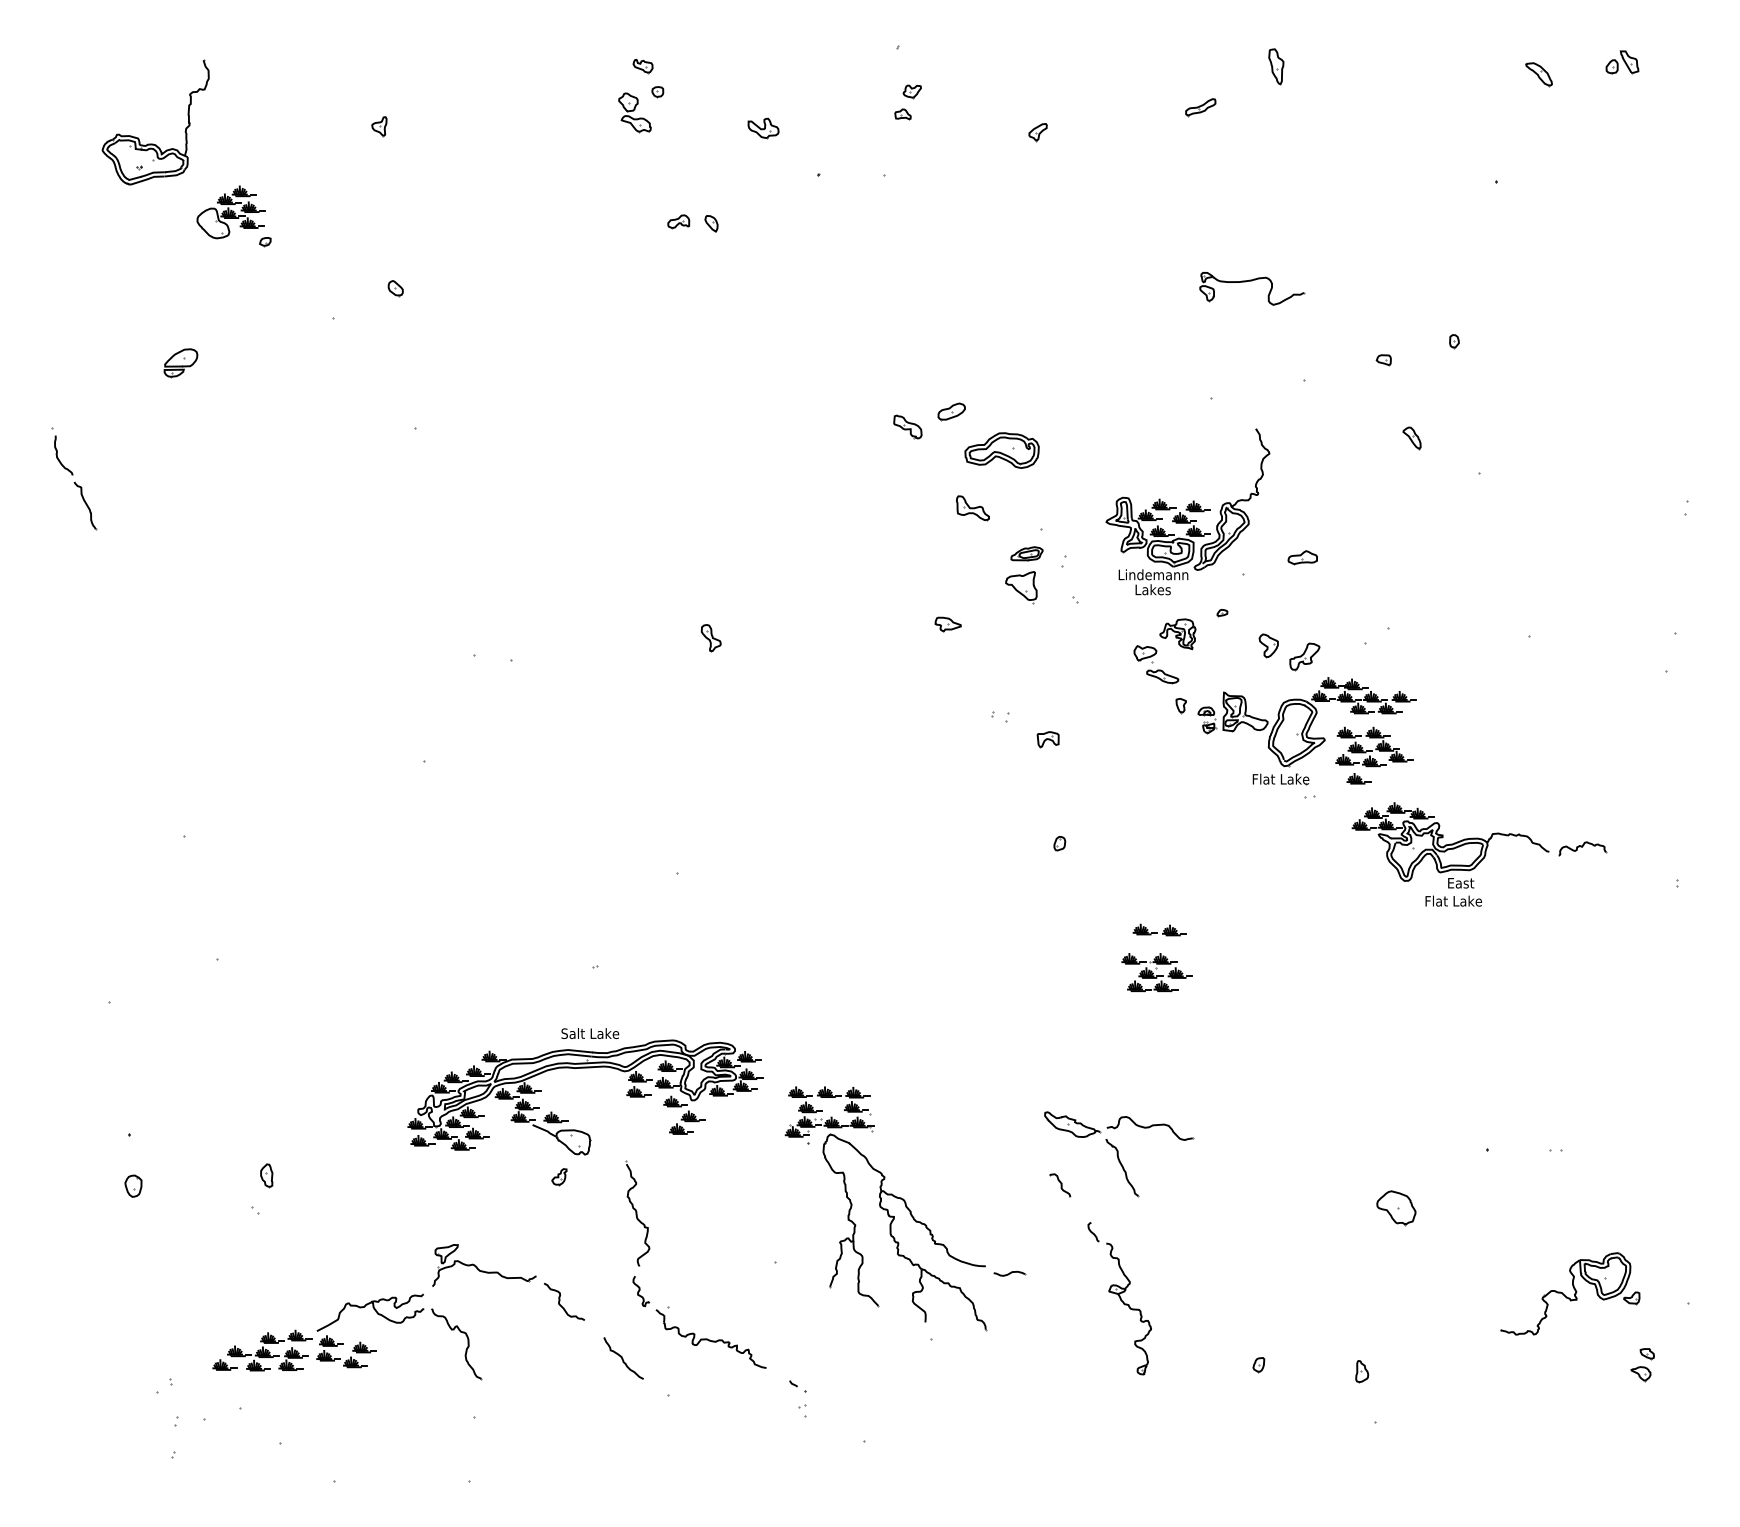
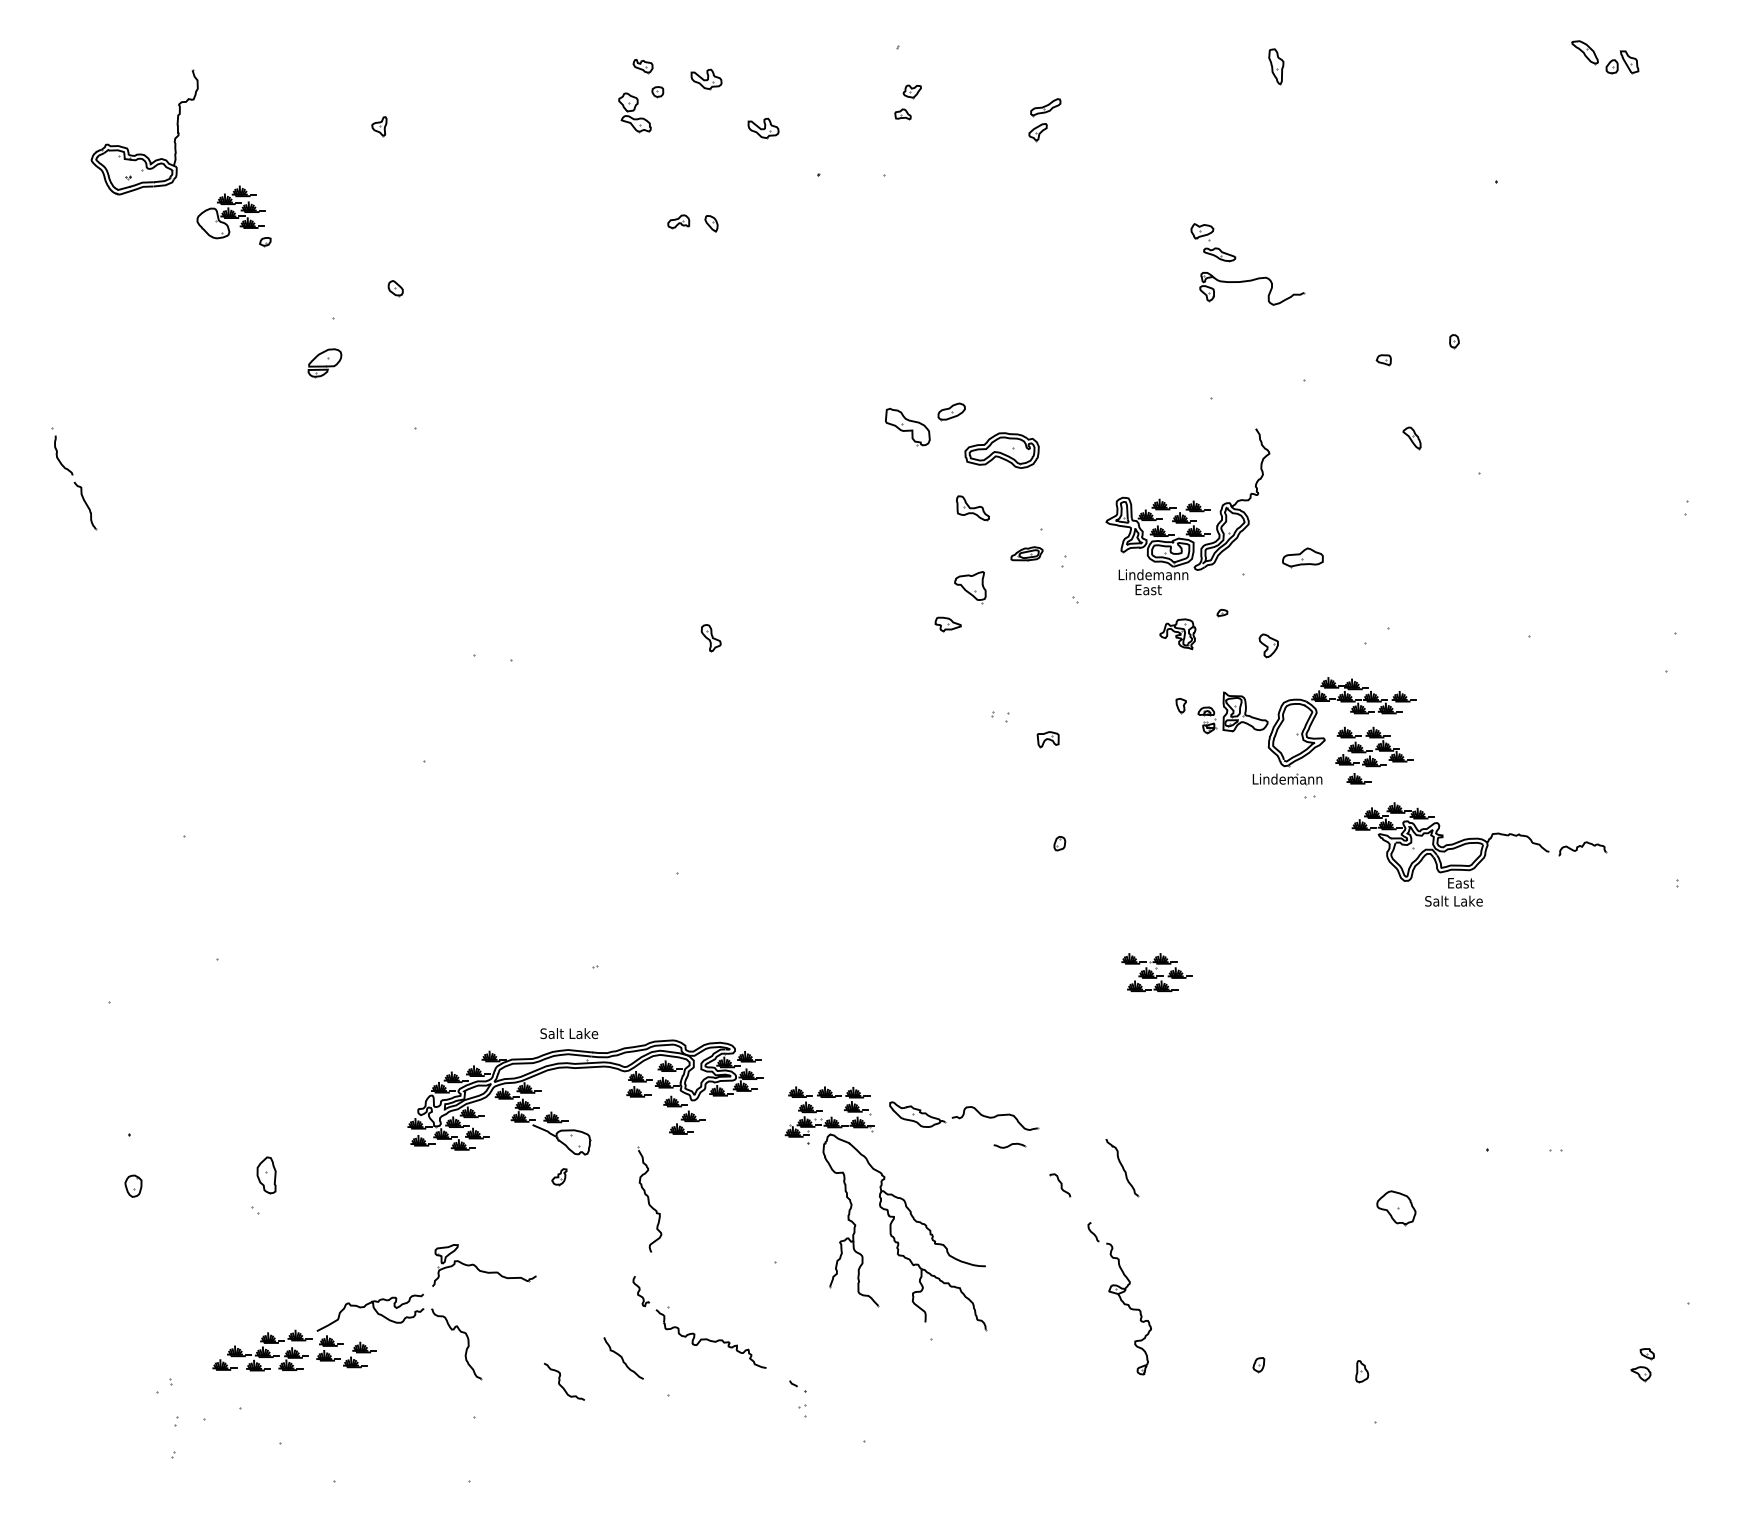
part position: (1538, 74) -> (1584, 52) (1584, 52)
part: none -> present (706, 79)
part position: (1200, 107) -> (1045, 107) (1045, 107)
part position: (153, 143) -> (142, 153) (142, 153)
part position: (180, 363) -> (324, 363) (324, 363)
part size: 30x26 px -> 46x40 px (907, 426)
part size: 31x16 px -> 42x22 px (1302, 557)
part position: (1021, 587) -> (970, 587) (970, 587)
text: Lakes -> East (1153, 589)
part: present -> none (1304, 656)
part position: (1156, 664) -> (1213, 242) (1213, 242)
text: Flat Lake -> Lindemann (1288, 778)
text: Flat Lake -> Salt Lake (1453, 900)
part: present -> none (1159, 929)
text position: (590, 1033) -> (569, 1033) (569, 1033)
part position: (1119, 1125) -> (964, 1115) (964, 1115)
part size: 14x26 px -> 21x39 px (266, 1175)
part position: (637, 1213) -> (649, 1199) (649, 1199)
part position: (1009, 1273) -> (1009, 1145) (1009, 1145)
part: present -> none (1570, 1293)
curve position: (560, 1301) -> (560, 1381) (560, 1381)
